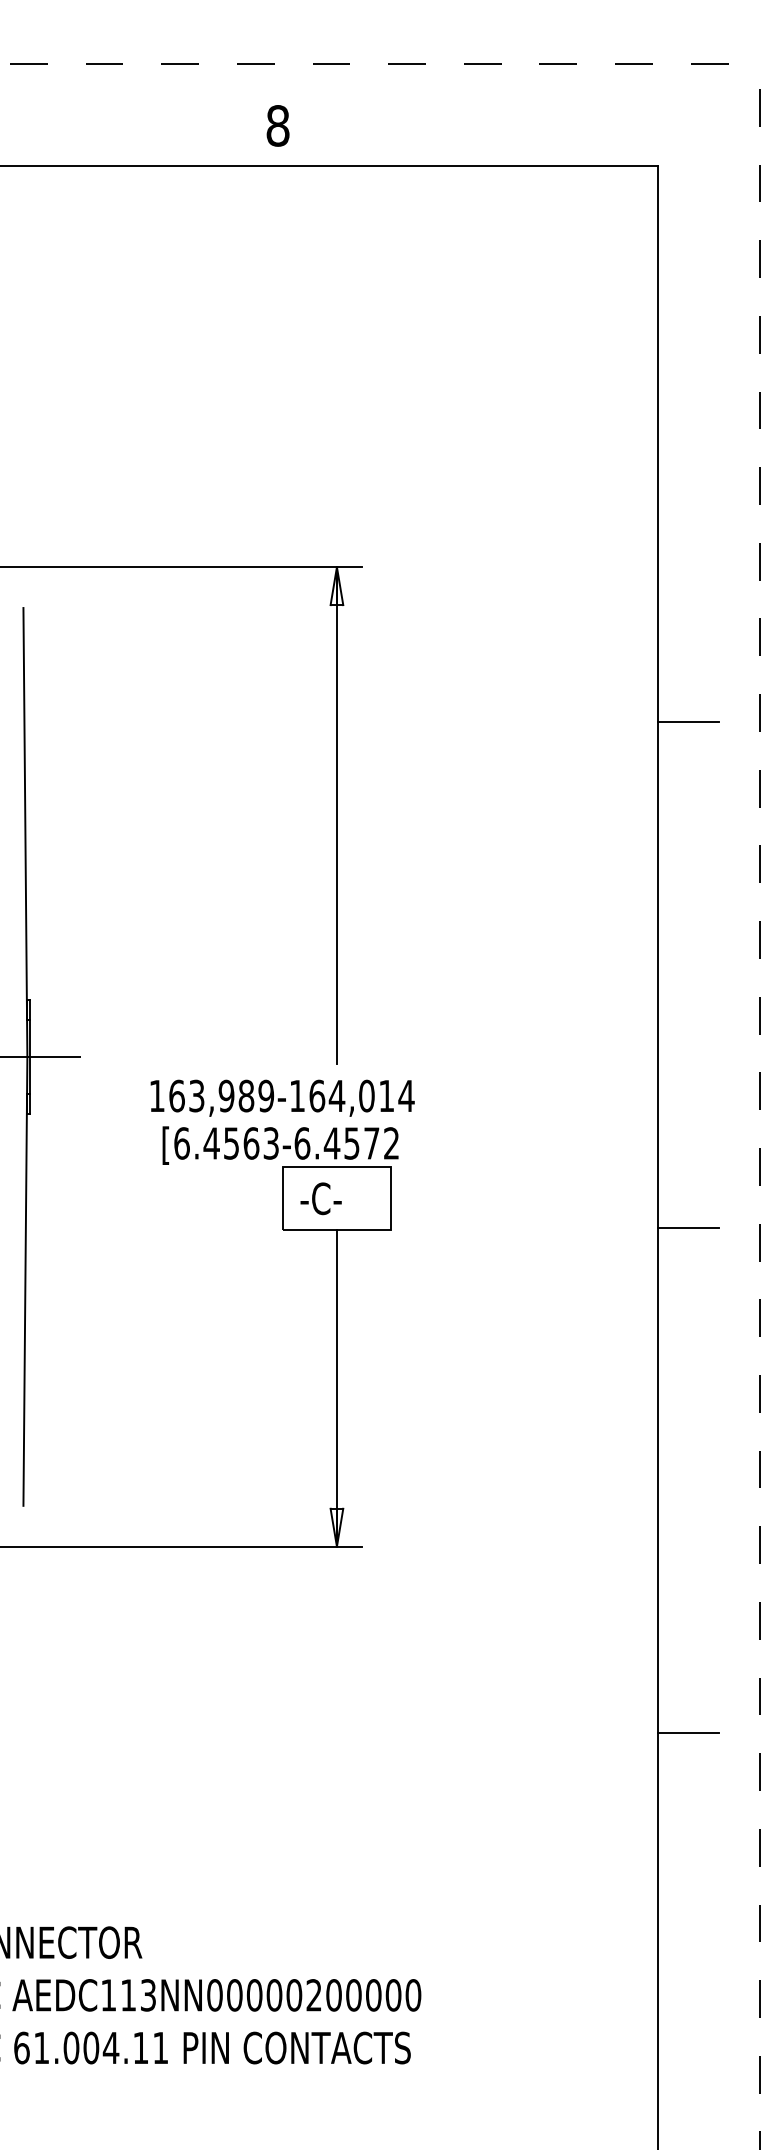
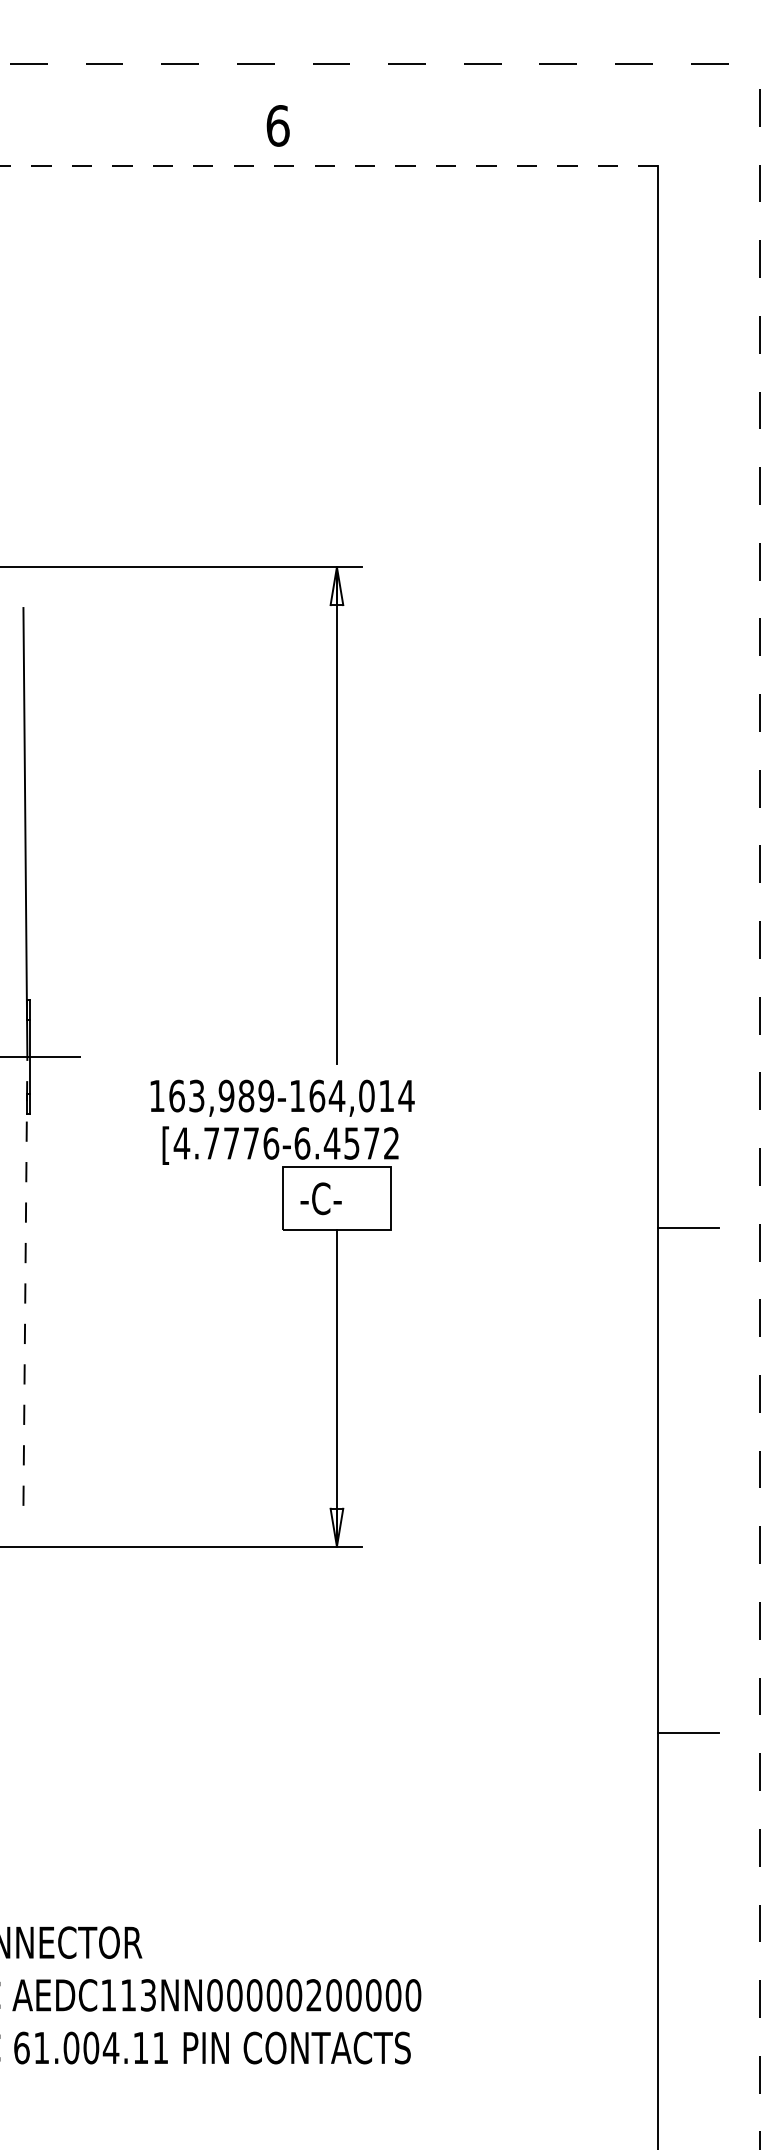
text: 8 -> 6 (277, 125)
line: solid -> dashed (329, 165)
line: present -> none (688, 721)
text: [6.4563-6.4572 -> [4.7776-6.4572 (226, 1143)
line: solid -> dashed (25, 1280)
